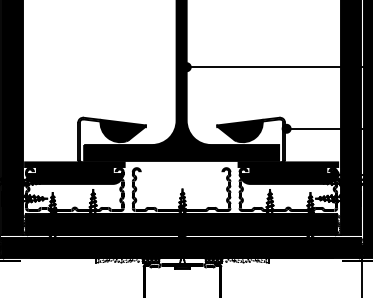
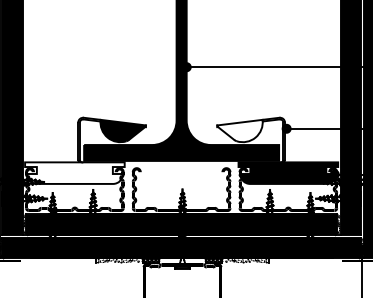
fill: present -> none (239, 130)
fill: present -> none (74, 172)
